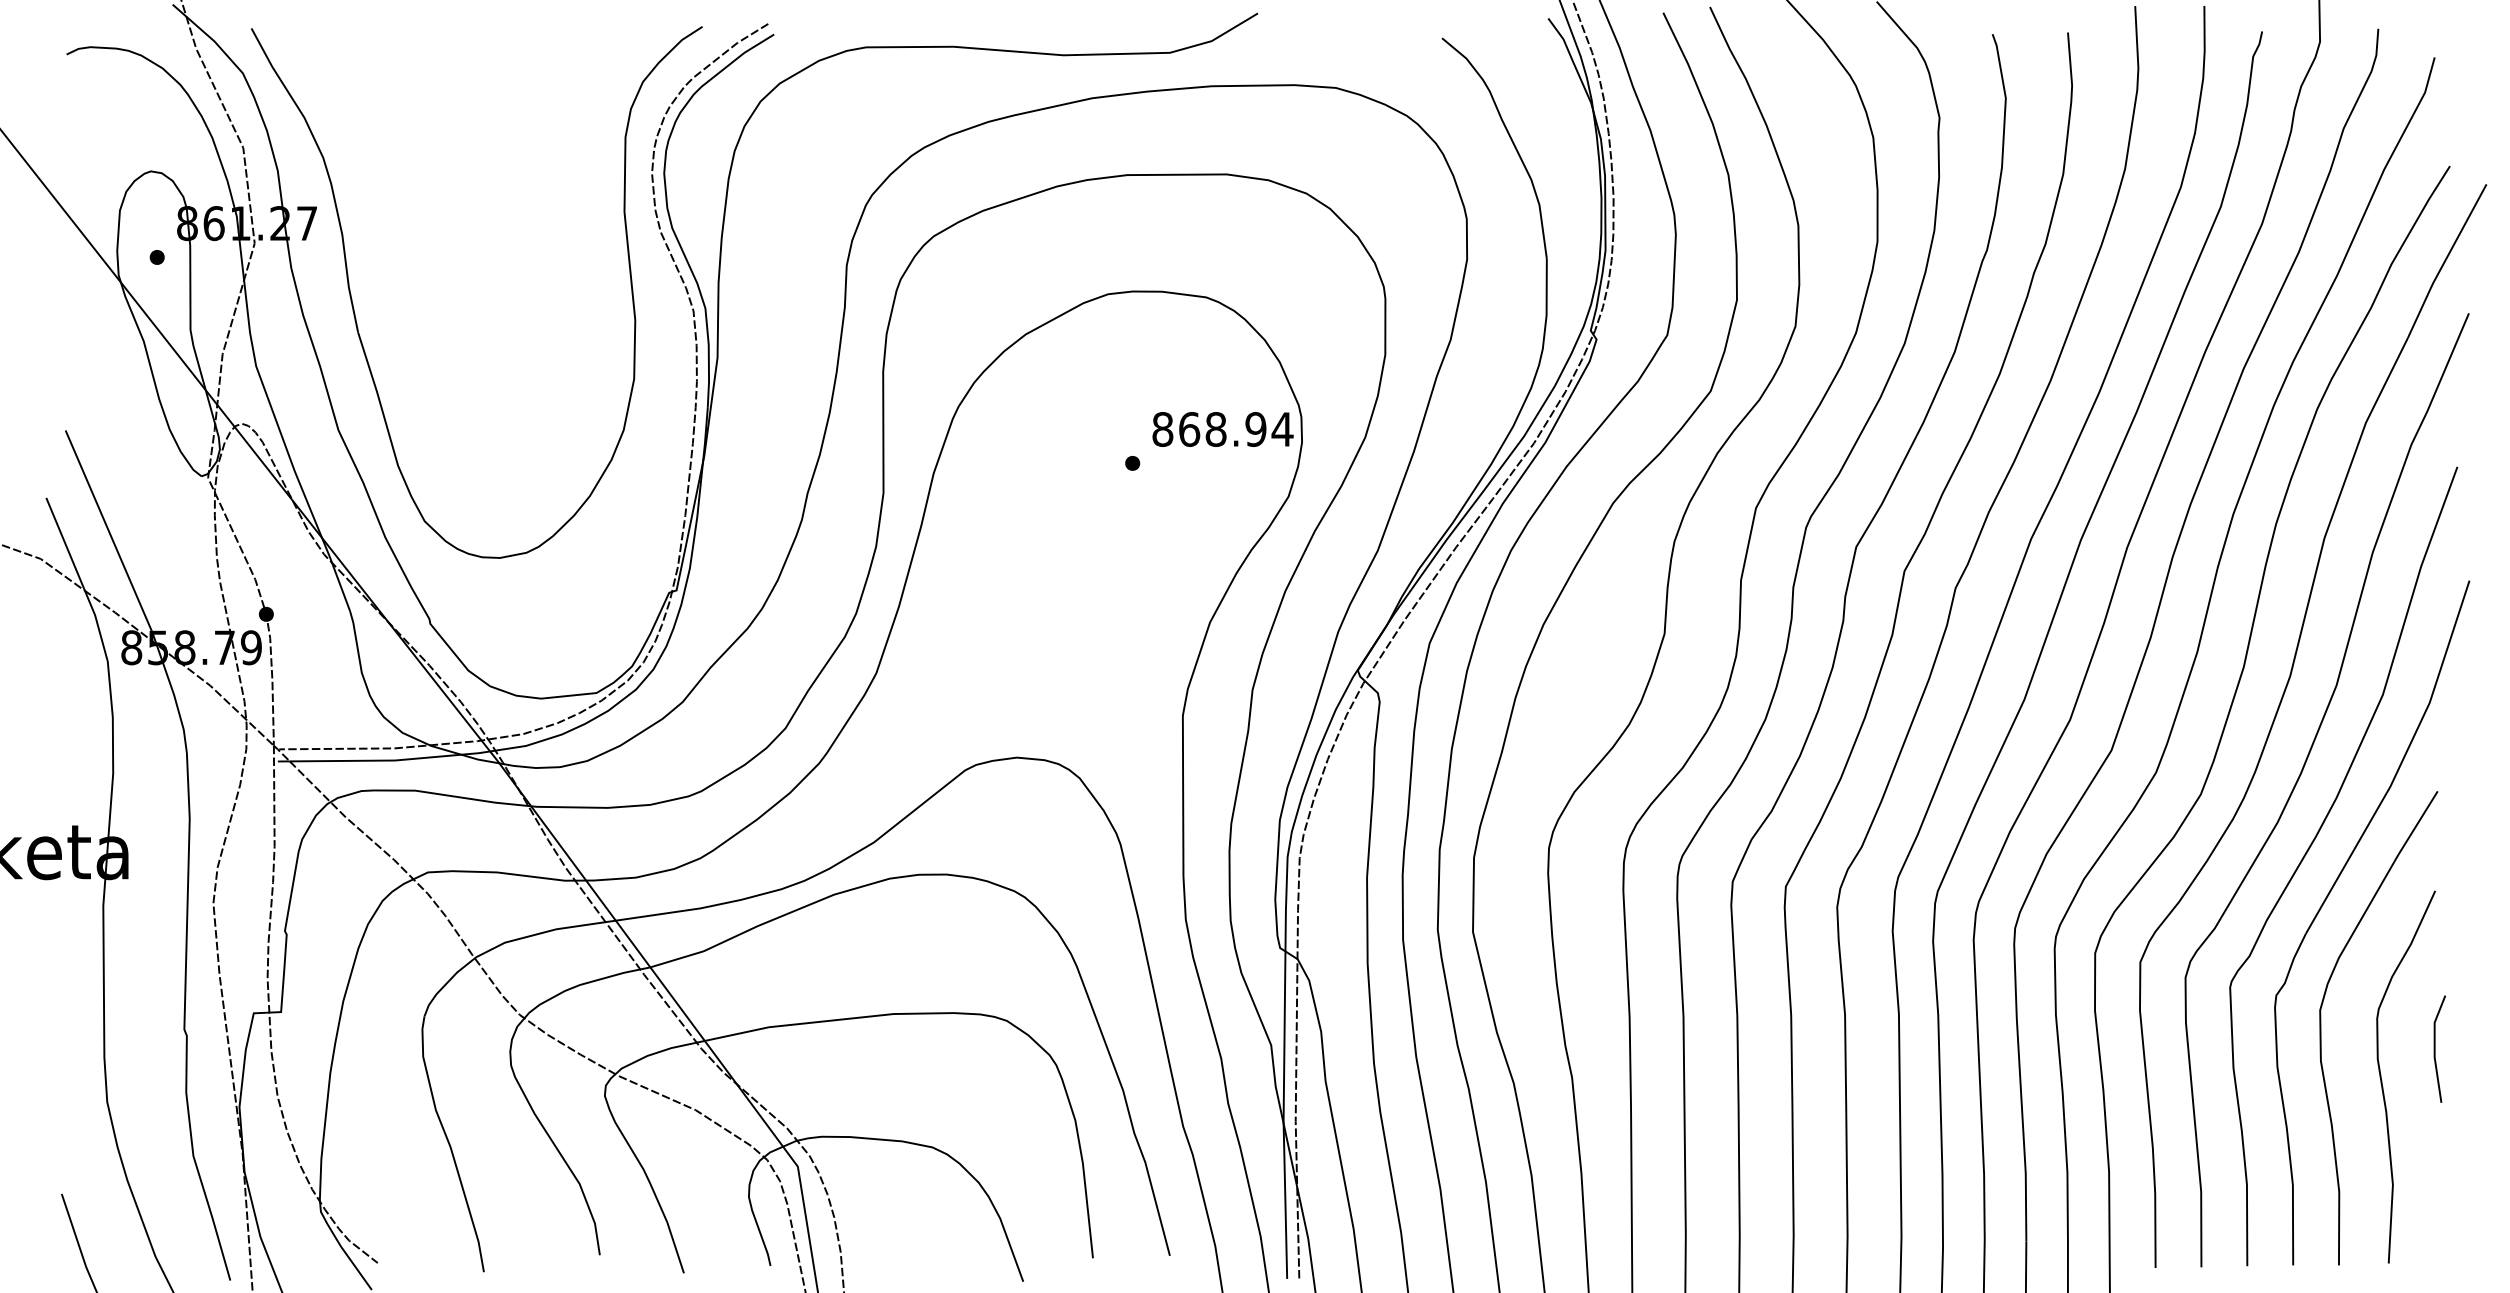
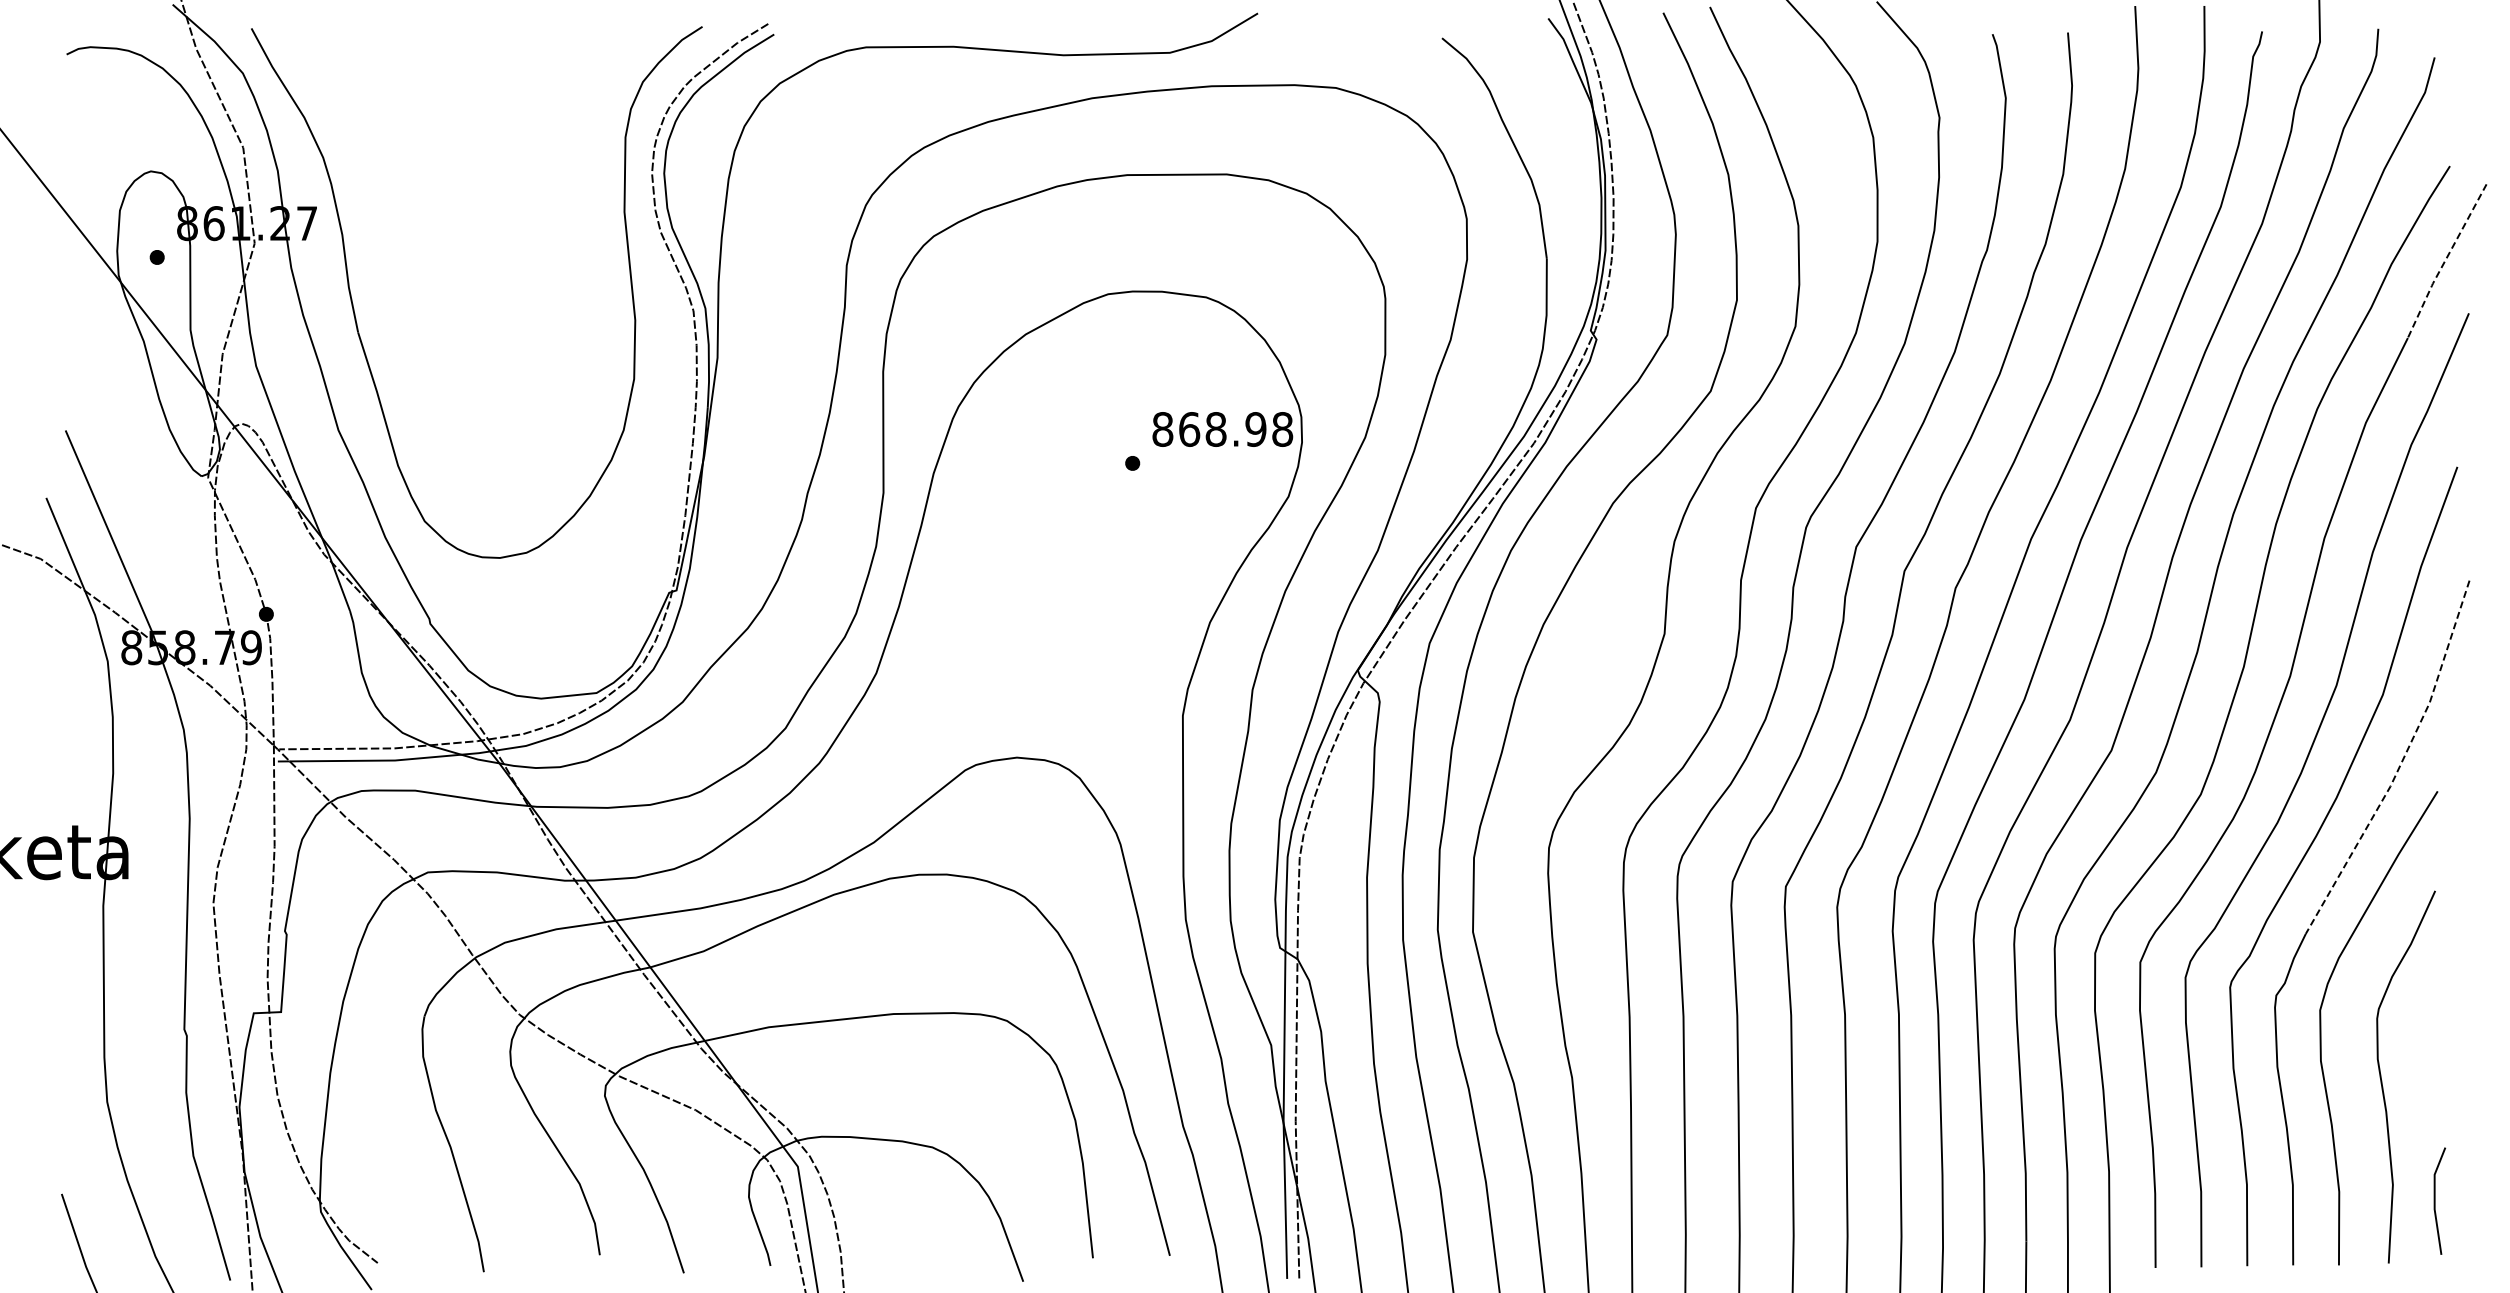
line: solid -> dashed (2444, 261)
text: 868.94 -> 868.98 (1282, 429)
line: solid -> dashed (2401, 763)
line position: (2435, 1048) -> (2435, 1200) (2435, 1200)
